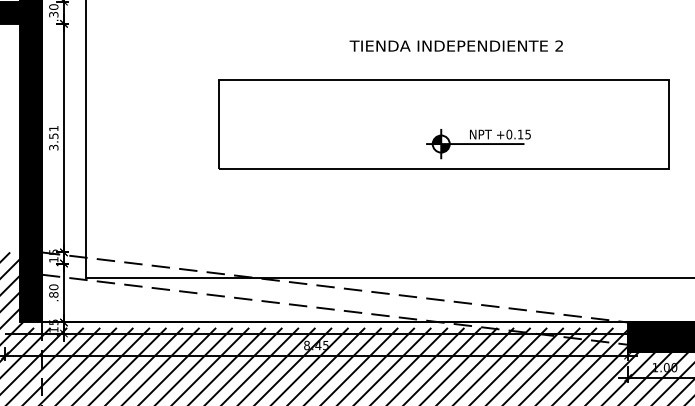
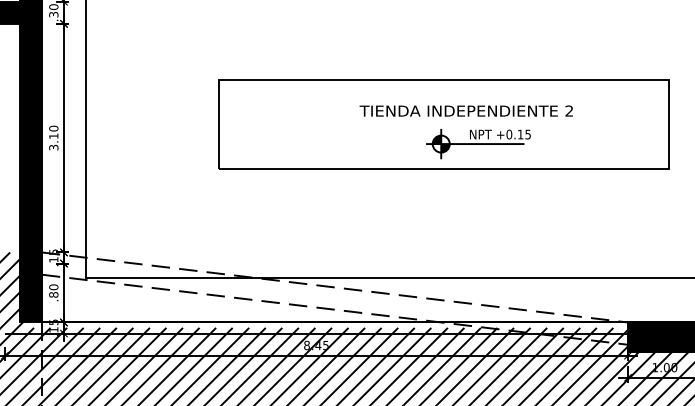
text position: (455, 45) -> (465, 110) (465, 110)
text: 3.51 -> 3.10 (53, 132)
